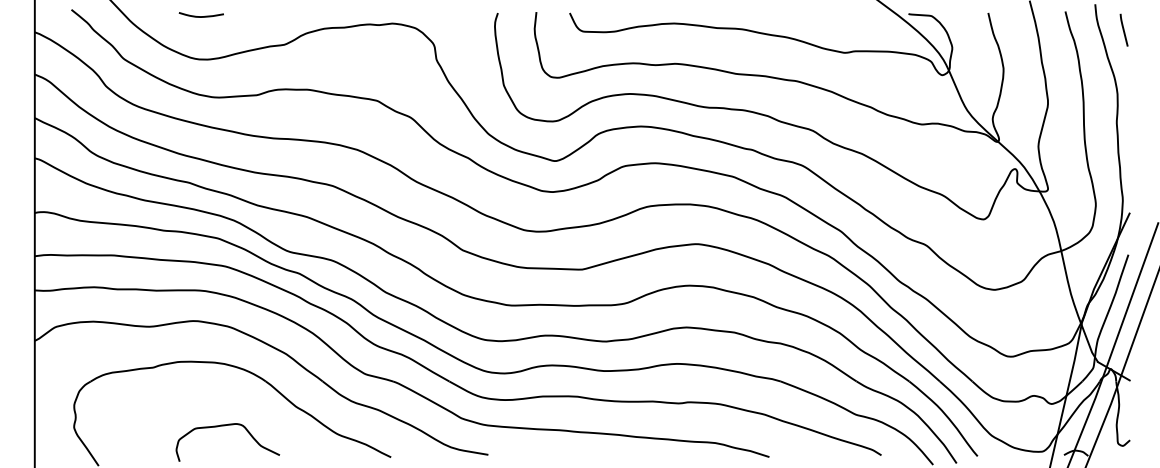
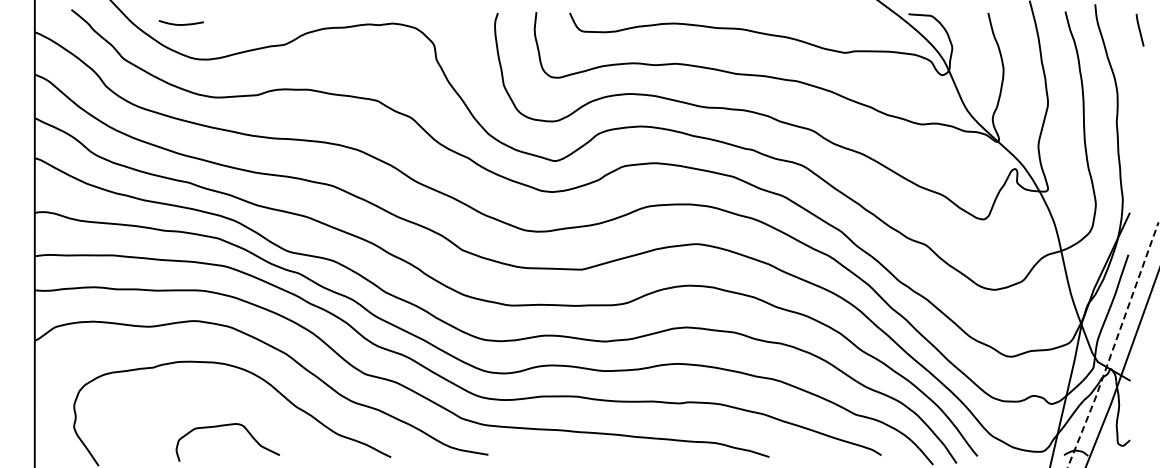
curve position: (200, 16) -> (180, 24) (180, 24)
line position: (1123, 29) -> (1139, 29) (1139, 29)
line: solid -> dashed (1114, 345)
